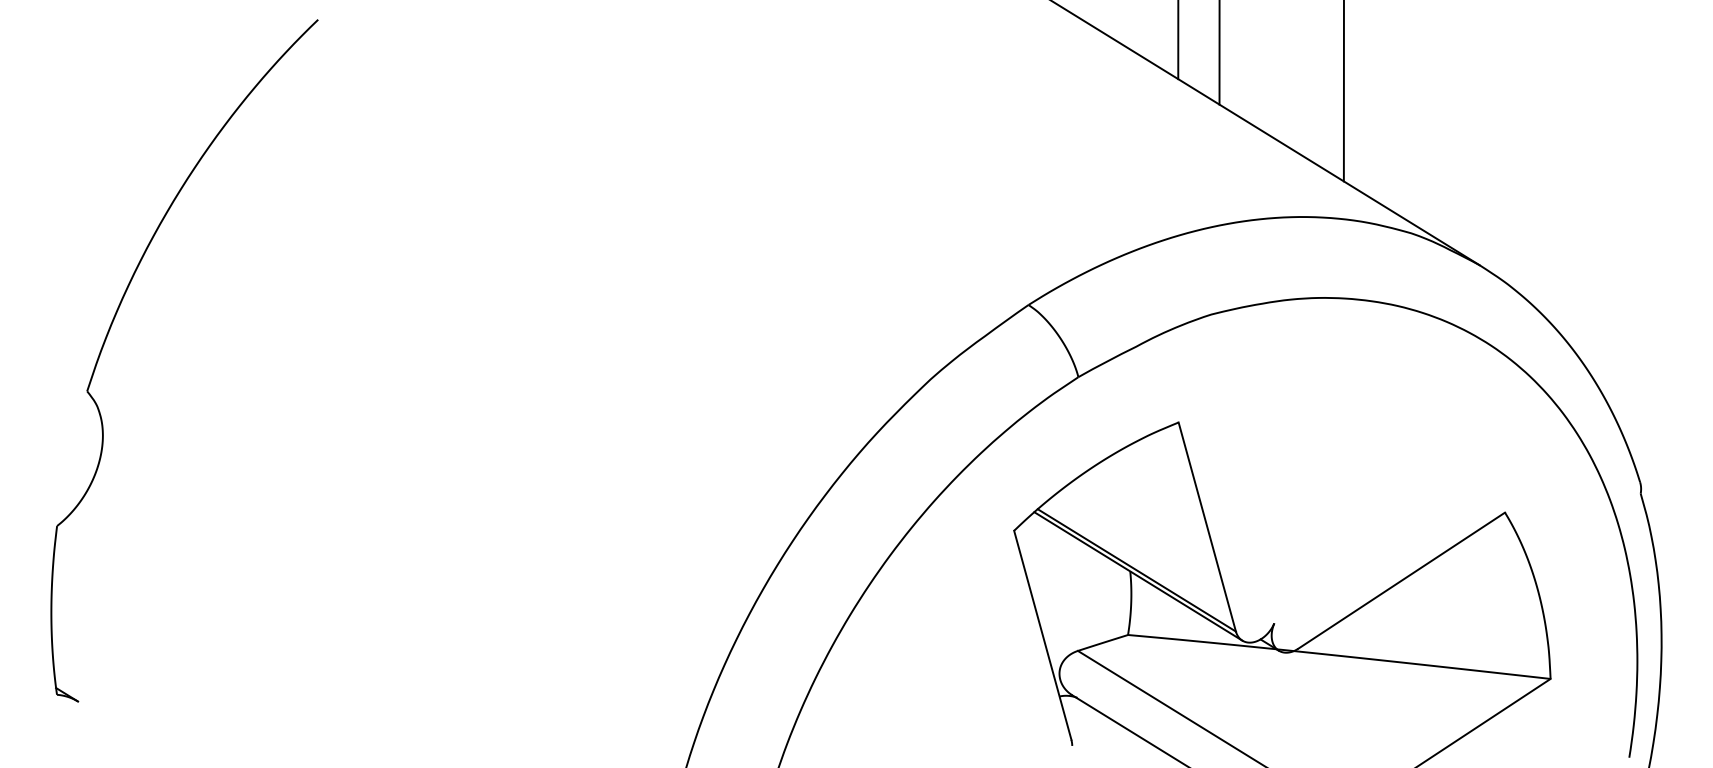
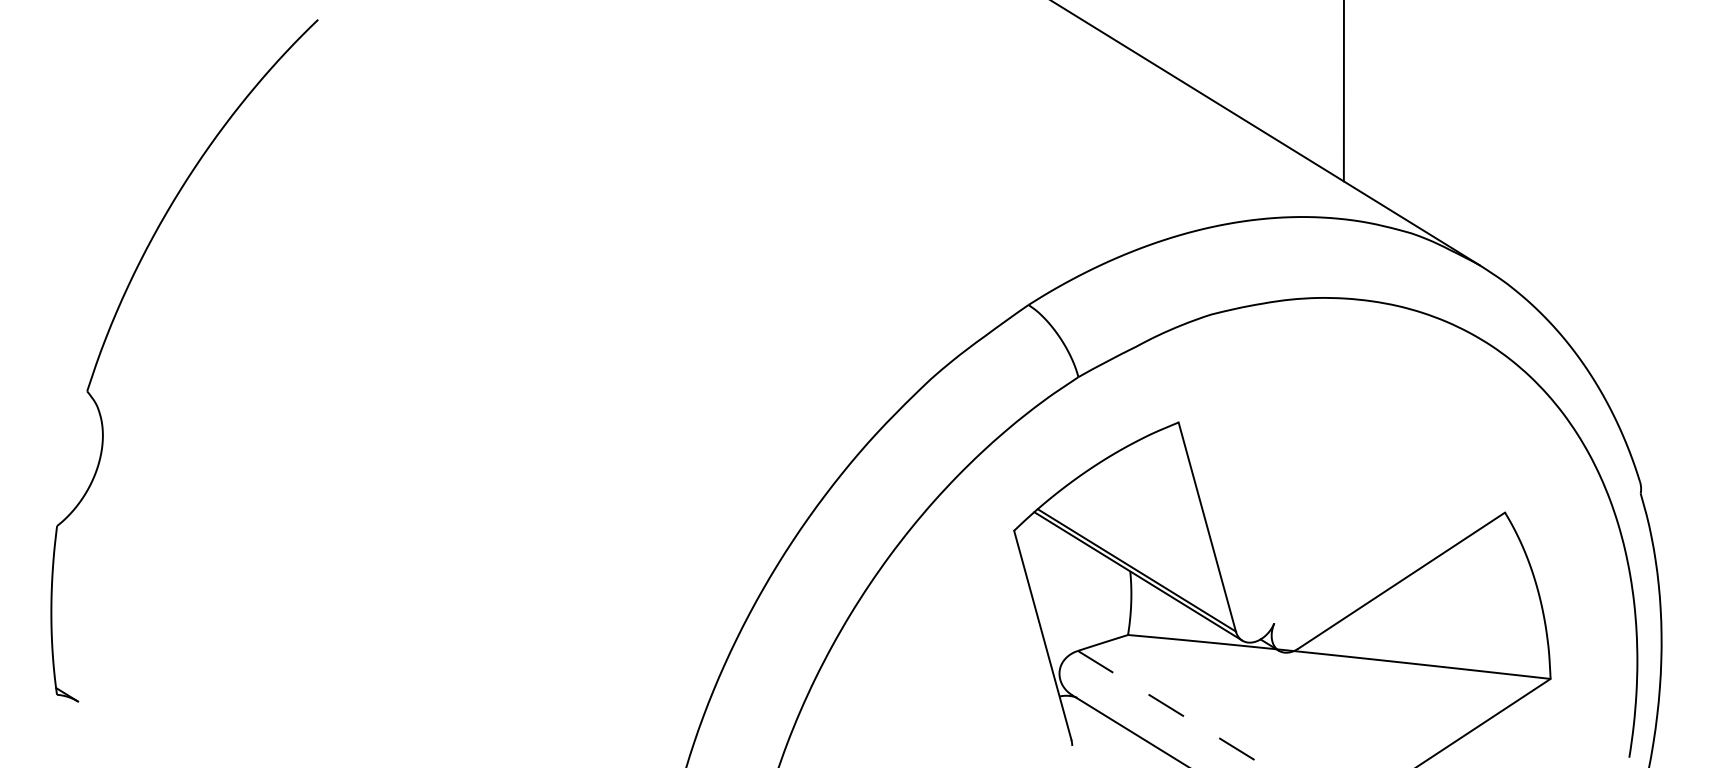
line: present -> none (1178, 40)
line: present -> none (1219, 53)
line: solid -> dashed (1173, 709)
